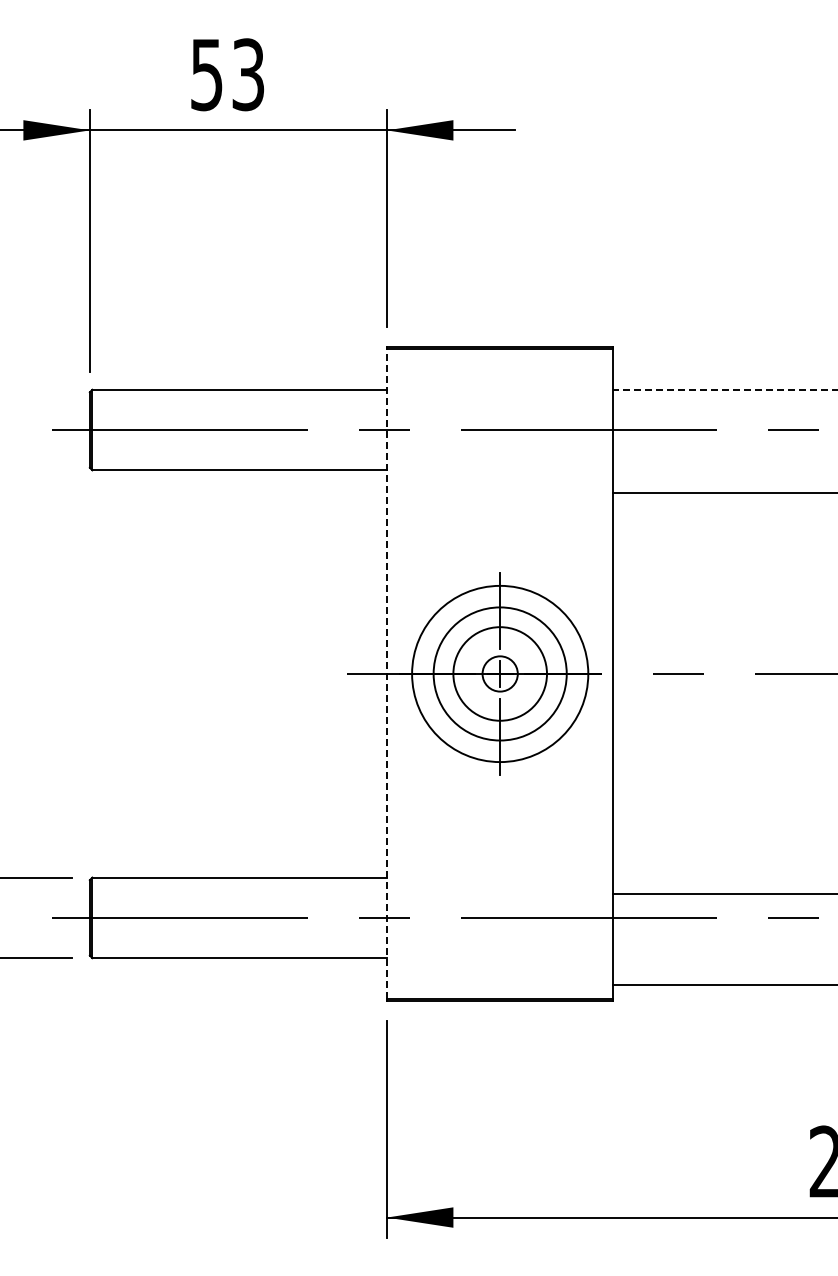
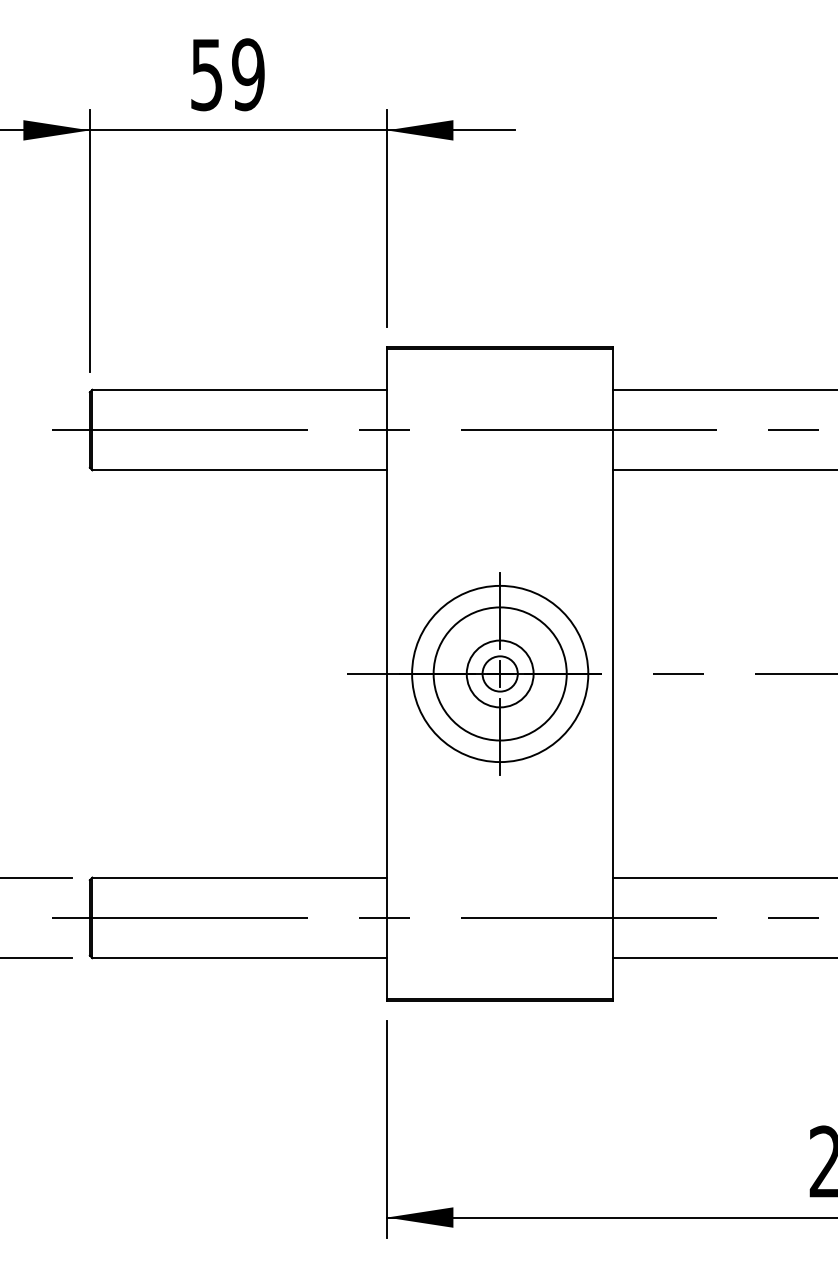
text: 53 -> 59 (248, 74)
line: dashed -> solid (725, 389)
line position: (723, 493) -> (723, 470) (723, 470)
line: dashed -> solid (386, 673)
circle diameter: 94 px -> 67 px (499, 673)
line position: (723, 893) -> (723, 877) (723, 877)
line position: (723, 985) -> (723, 958) (723, 958)
